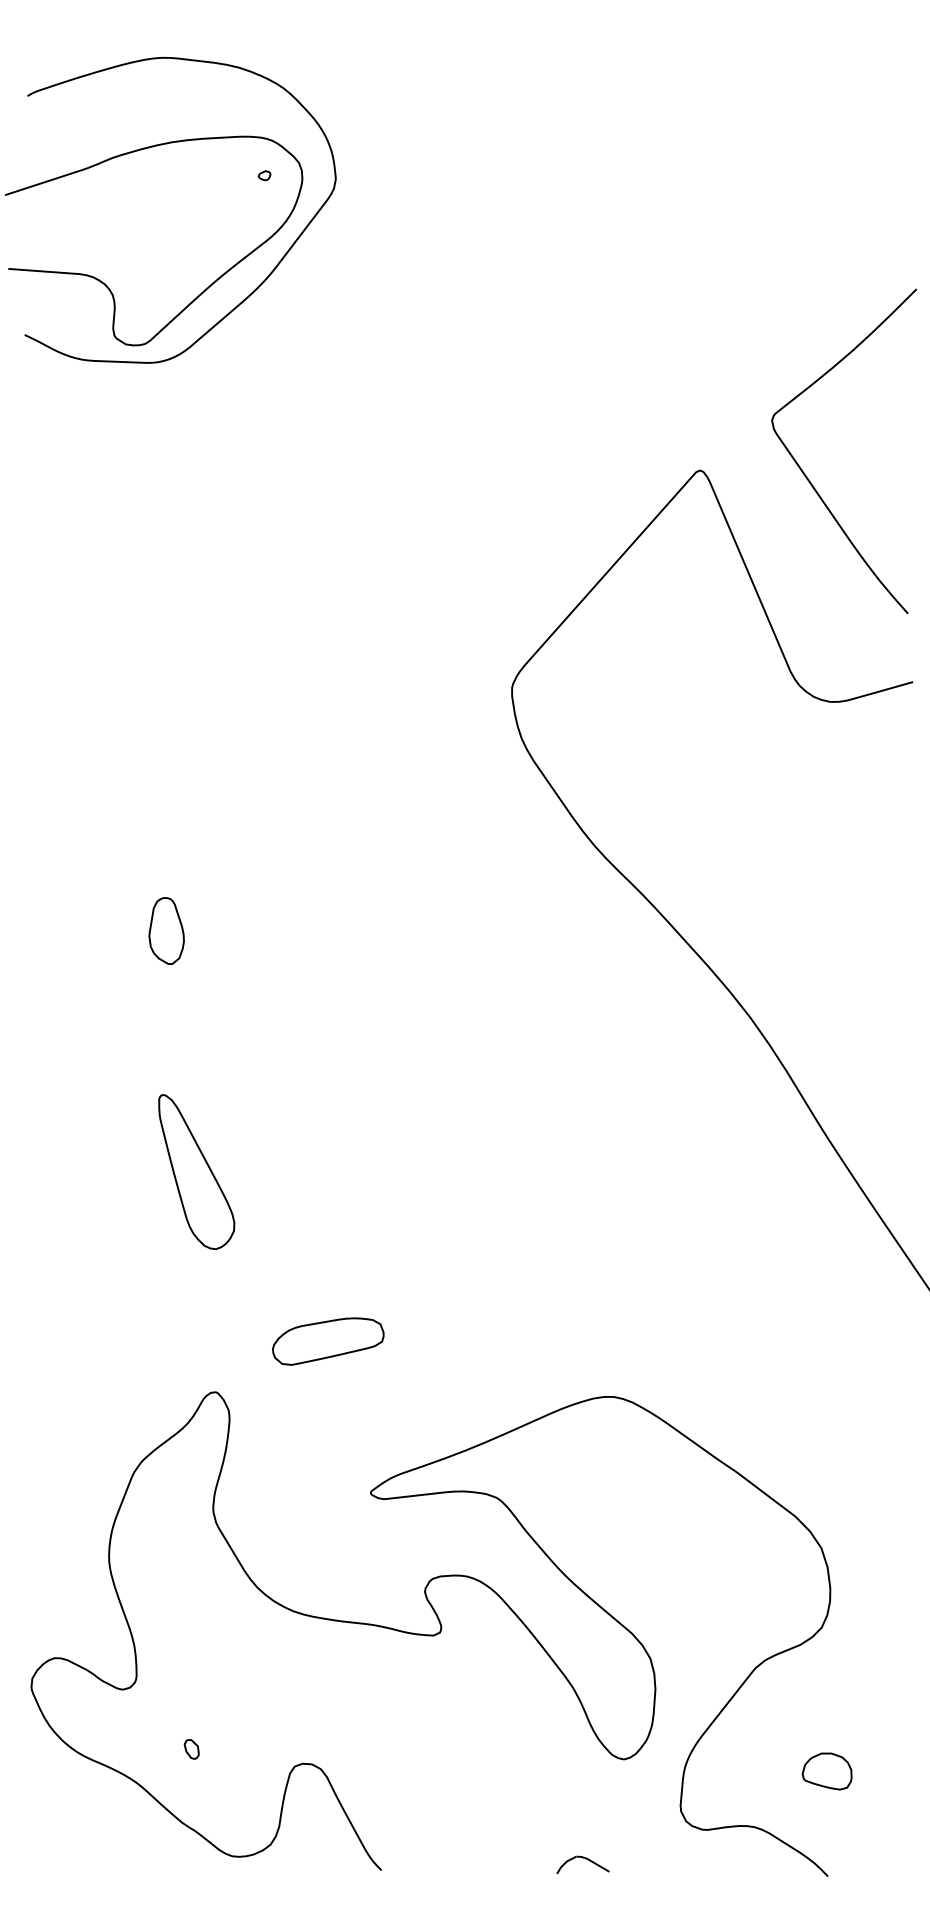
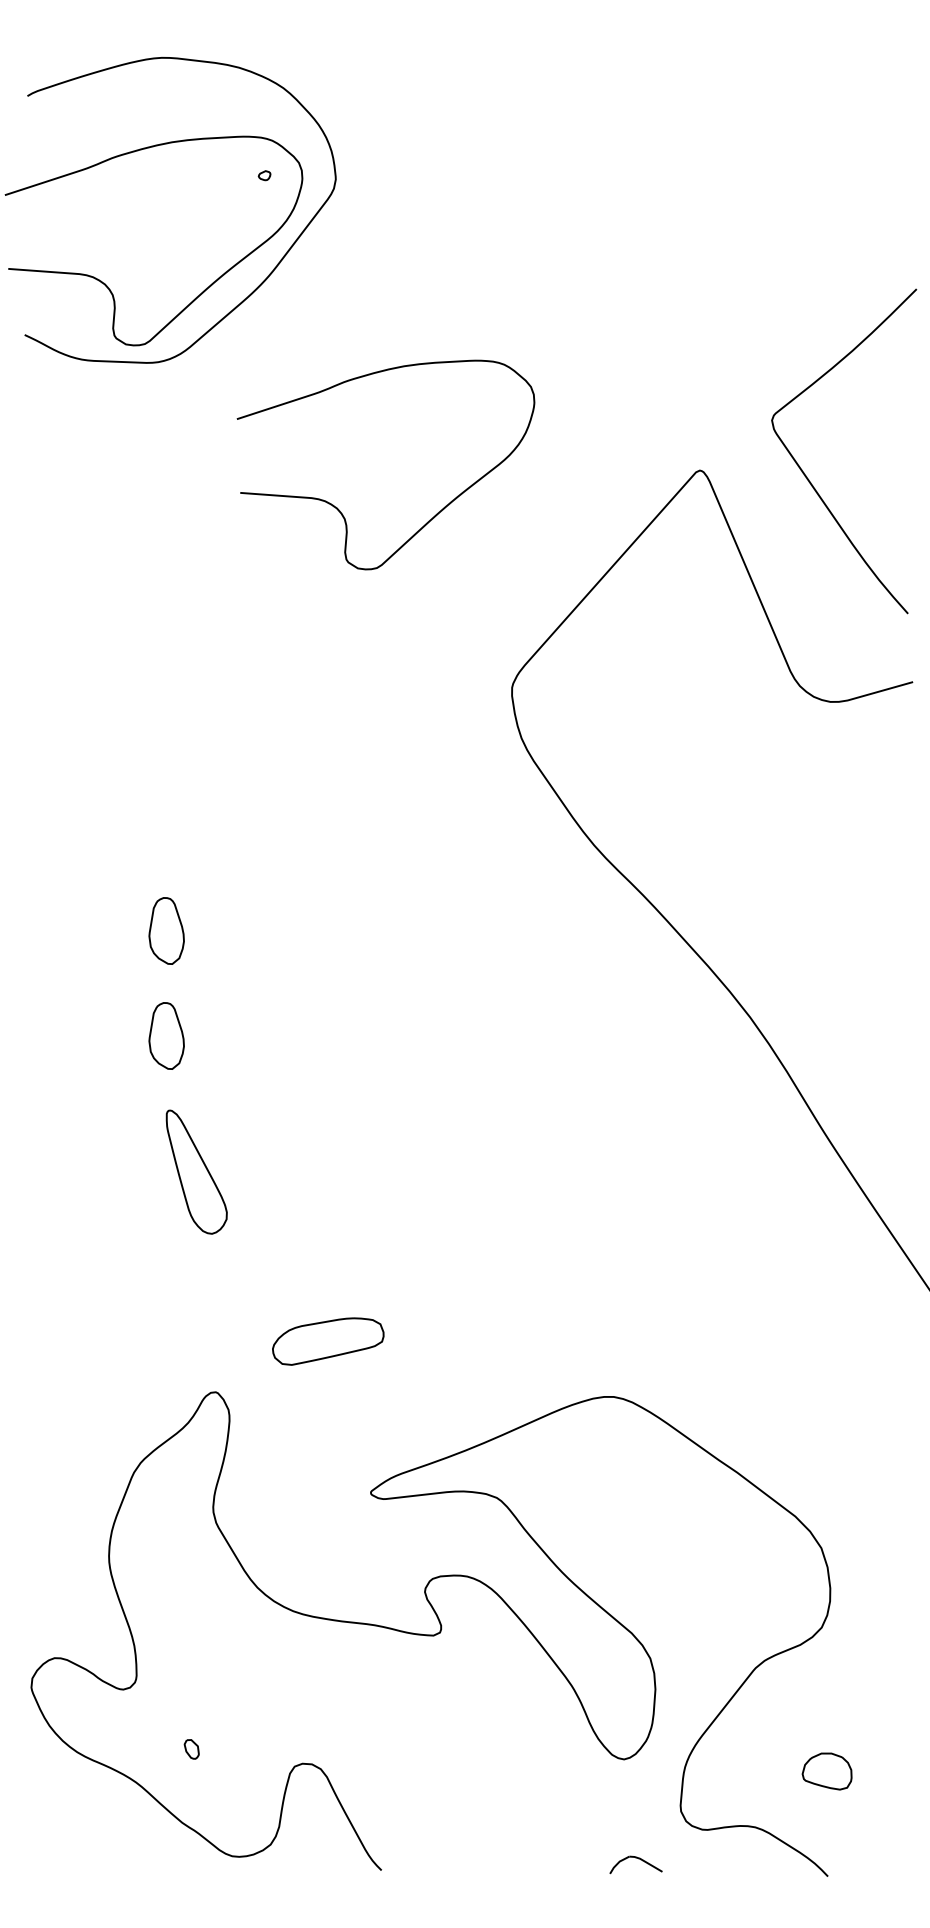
part: none -> present (339, 509)
part: none -> present (166, 1035)
part size: 78x157 px -> 63x126 px (196, 1171)
part position: (582, 1864) -> (635, 1864) (635, 1864)
